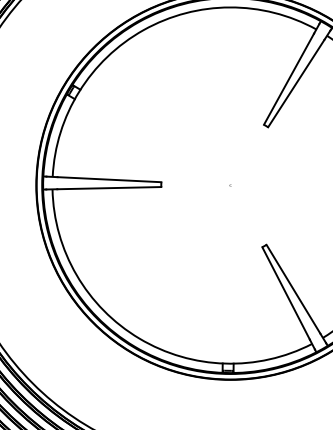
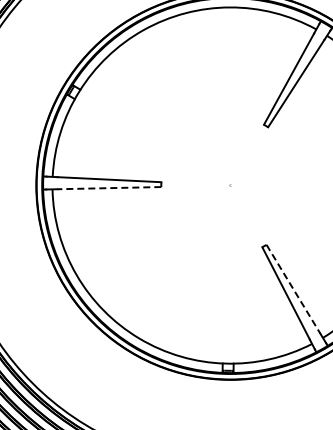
line: solid -> dashed (109, 188)
line: solid -> dashed (293, 289)
